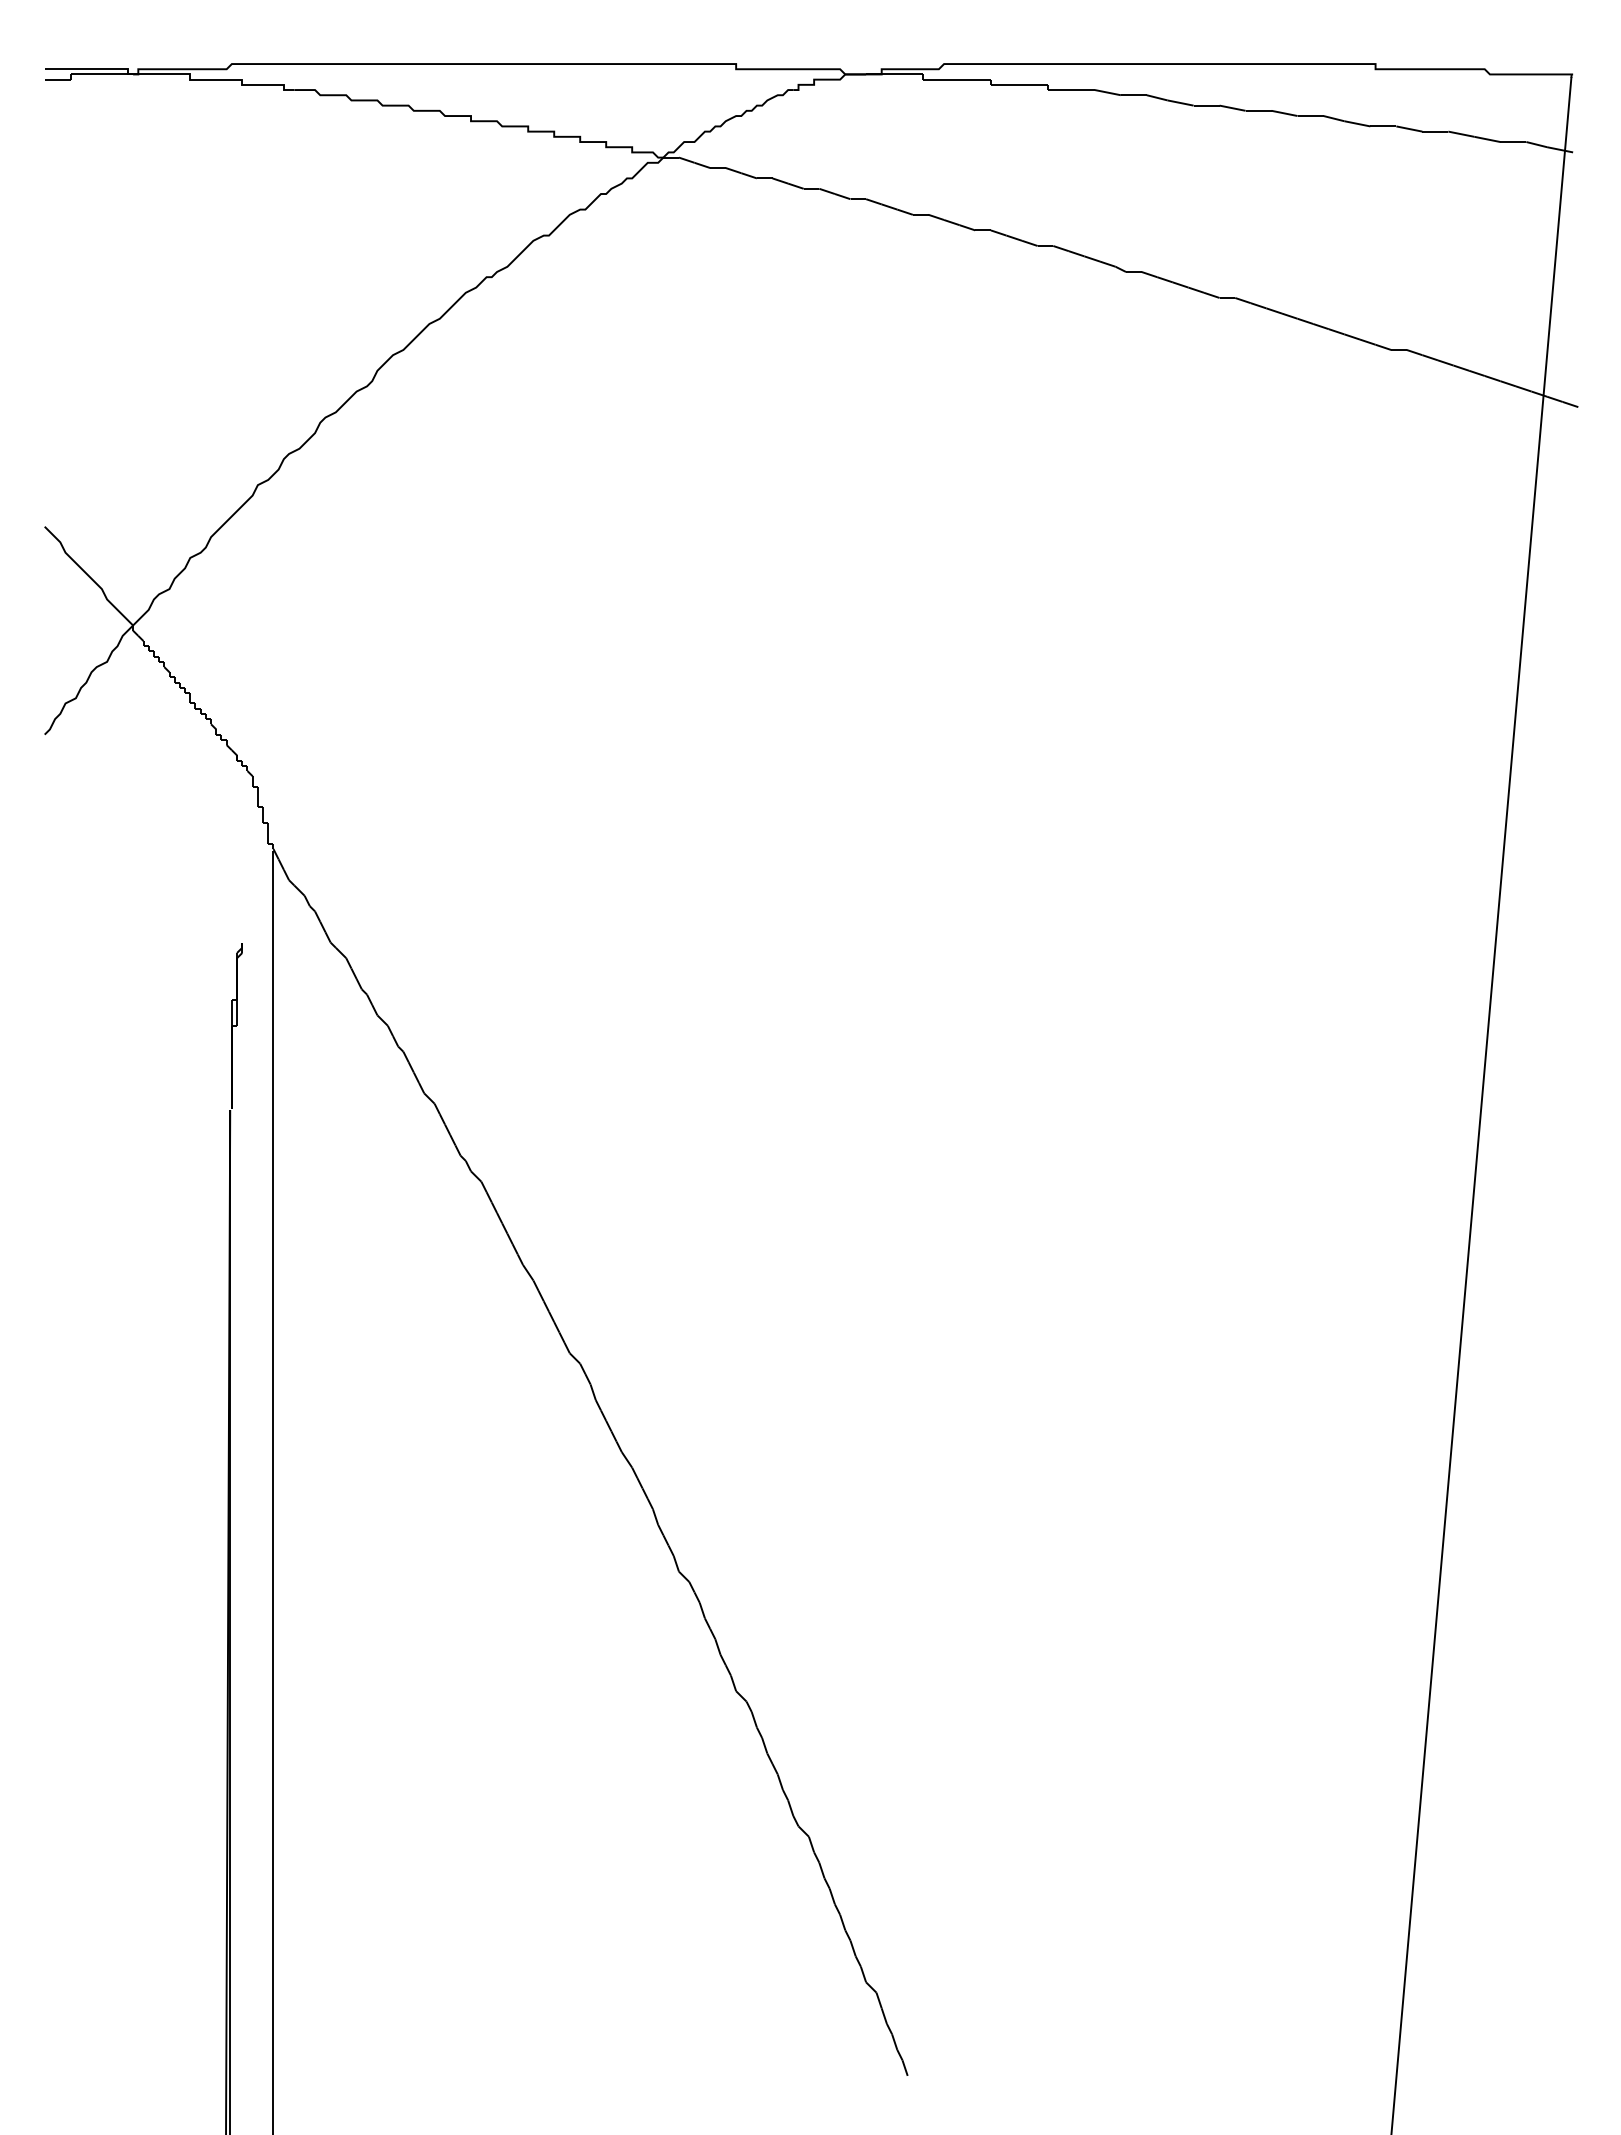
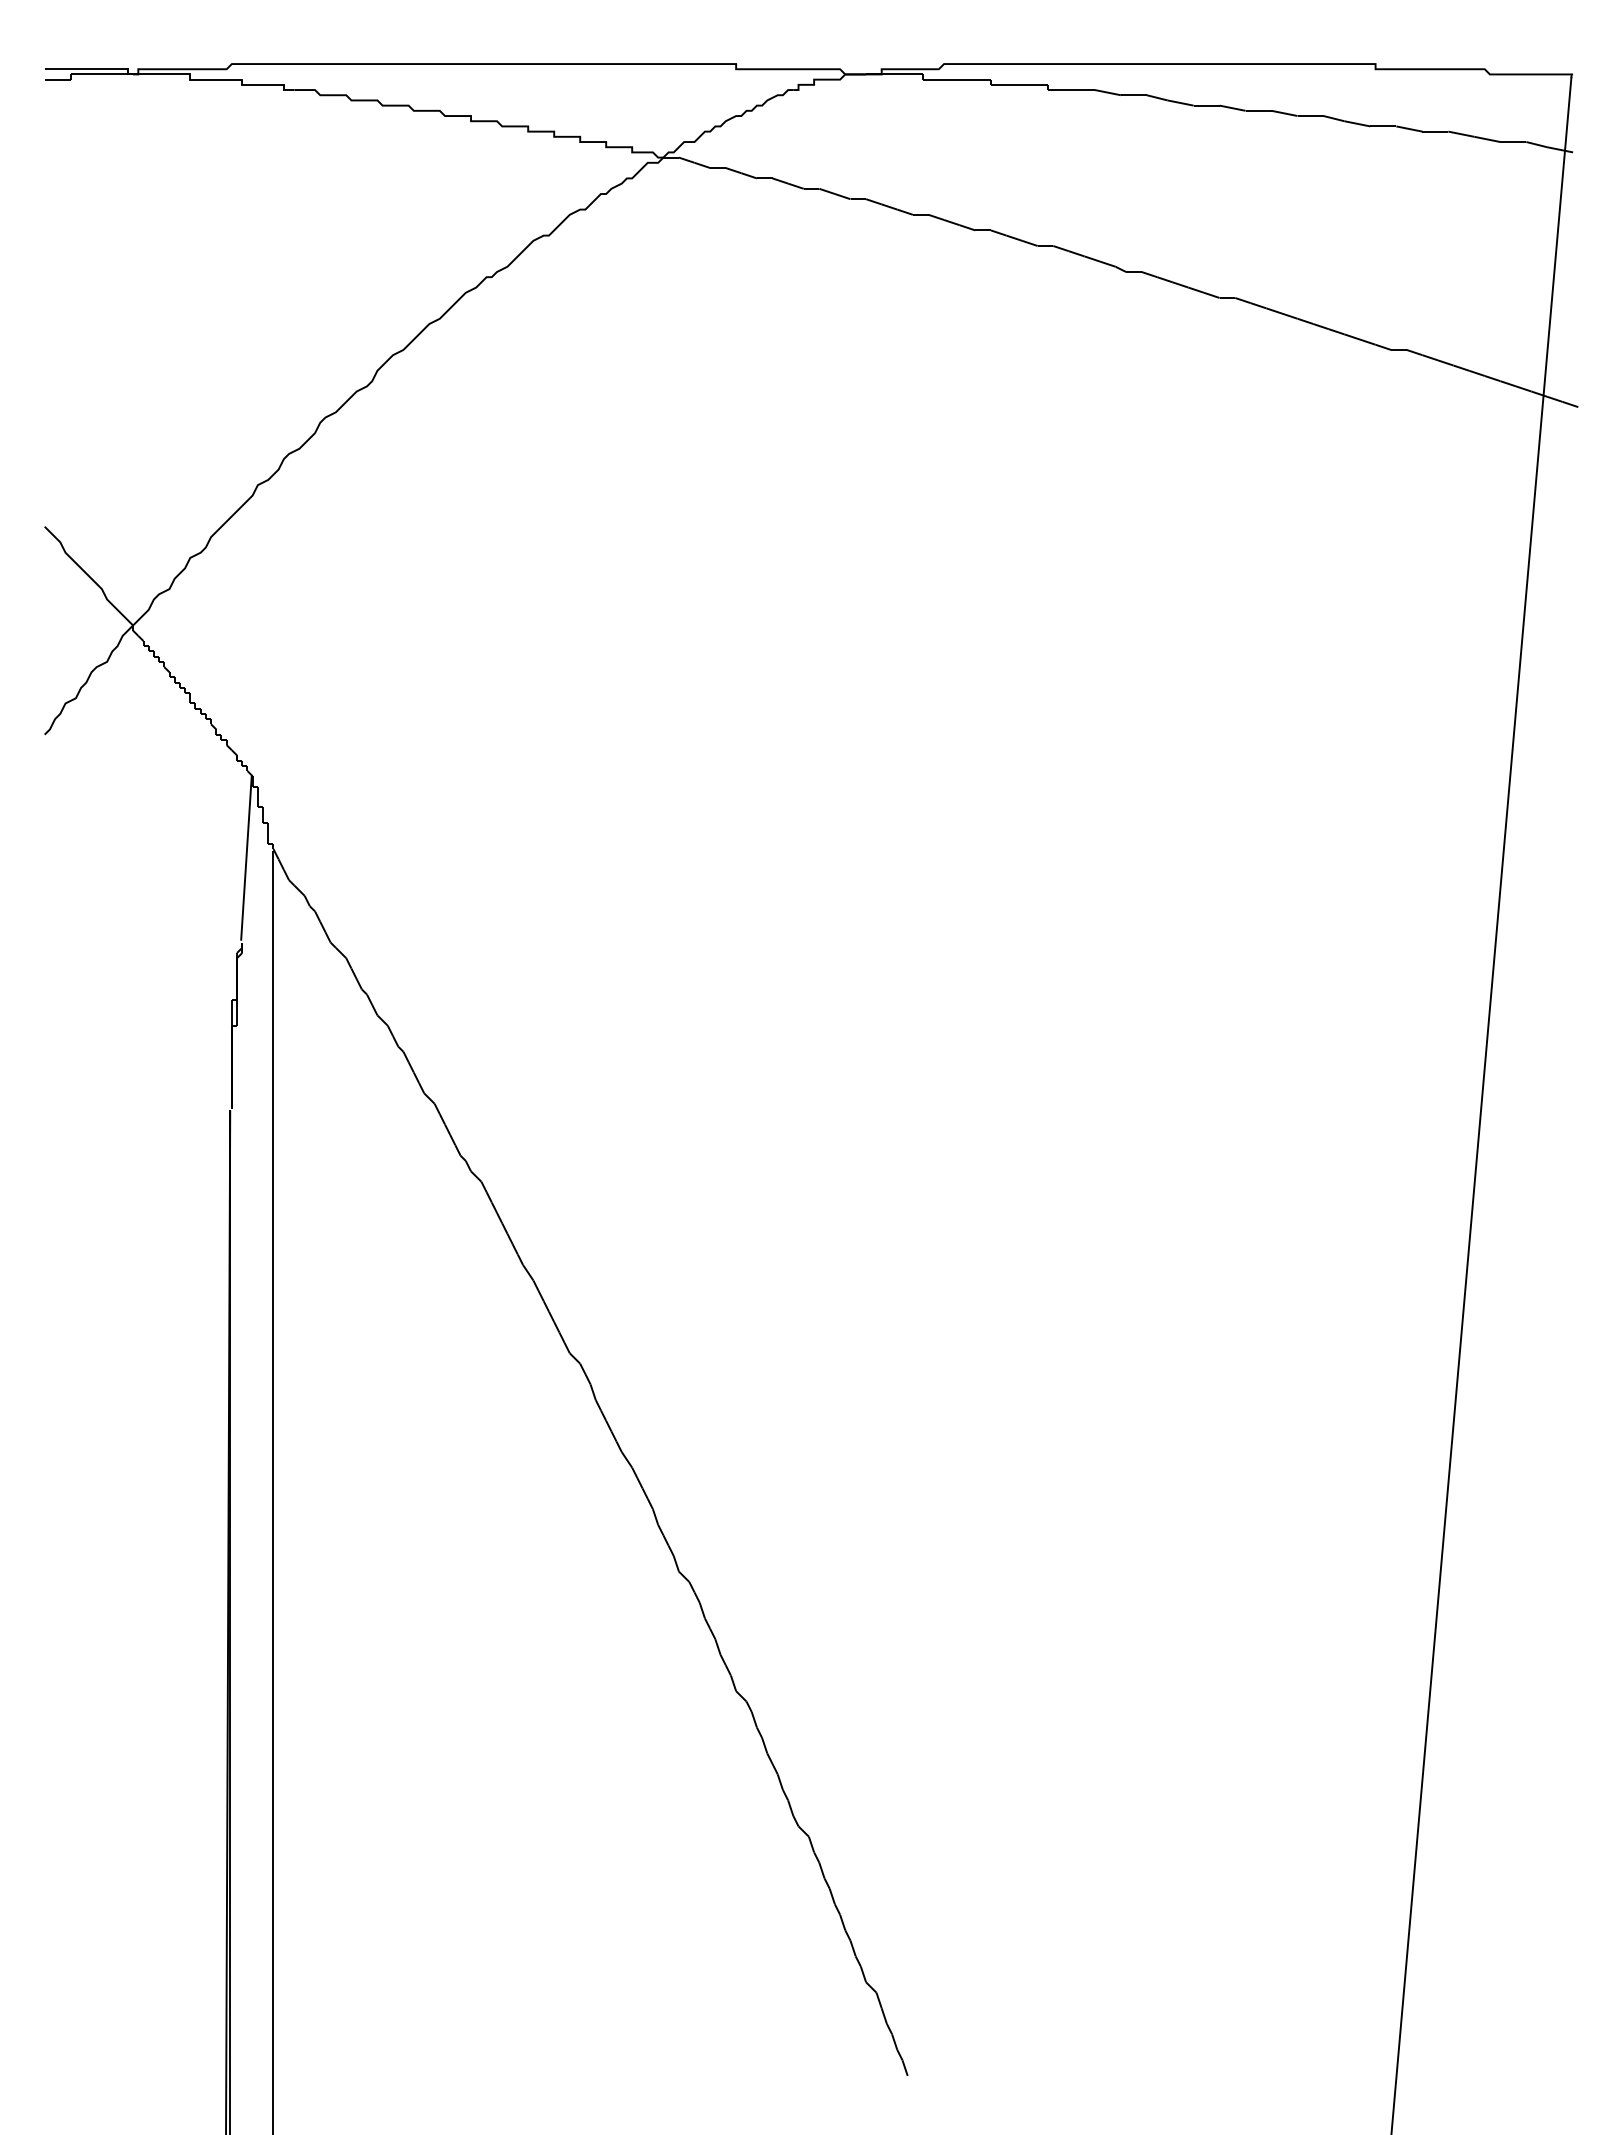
line: none -> present (246, 857)
